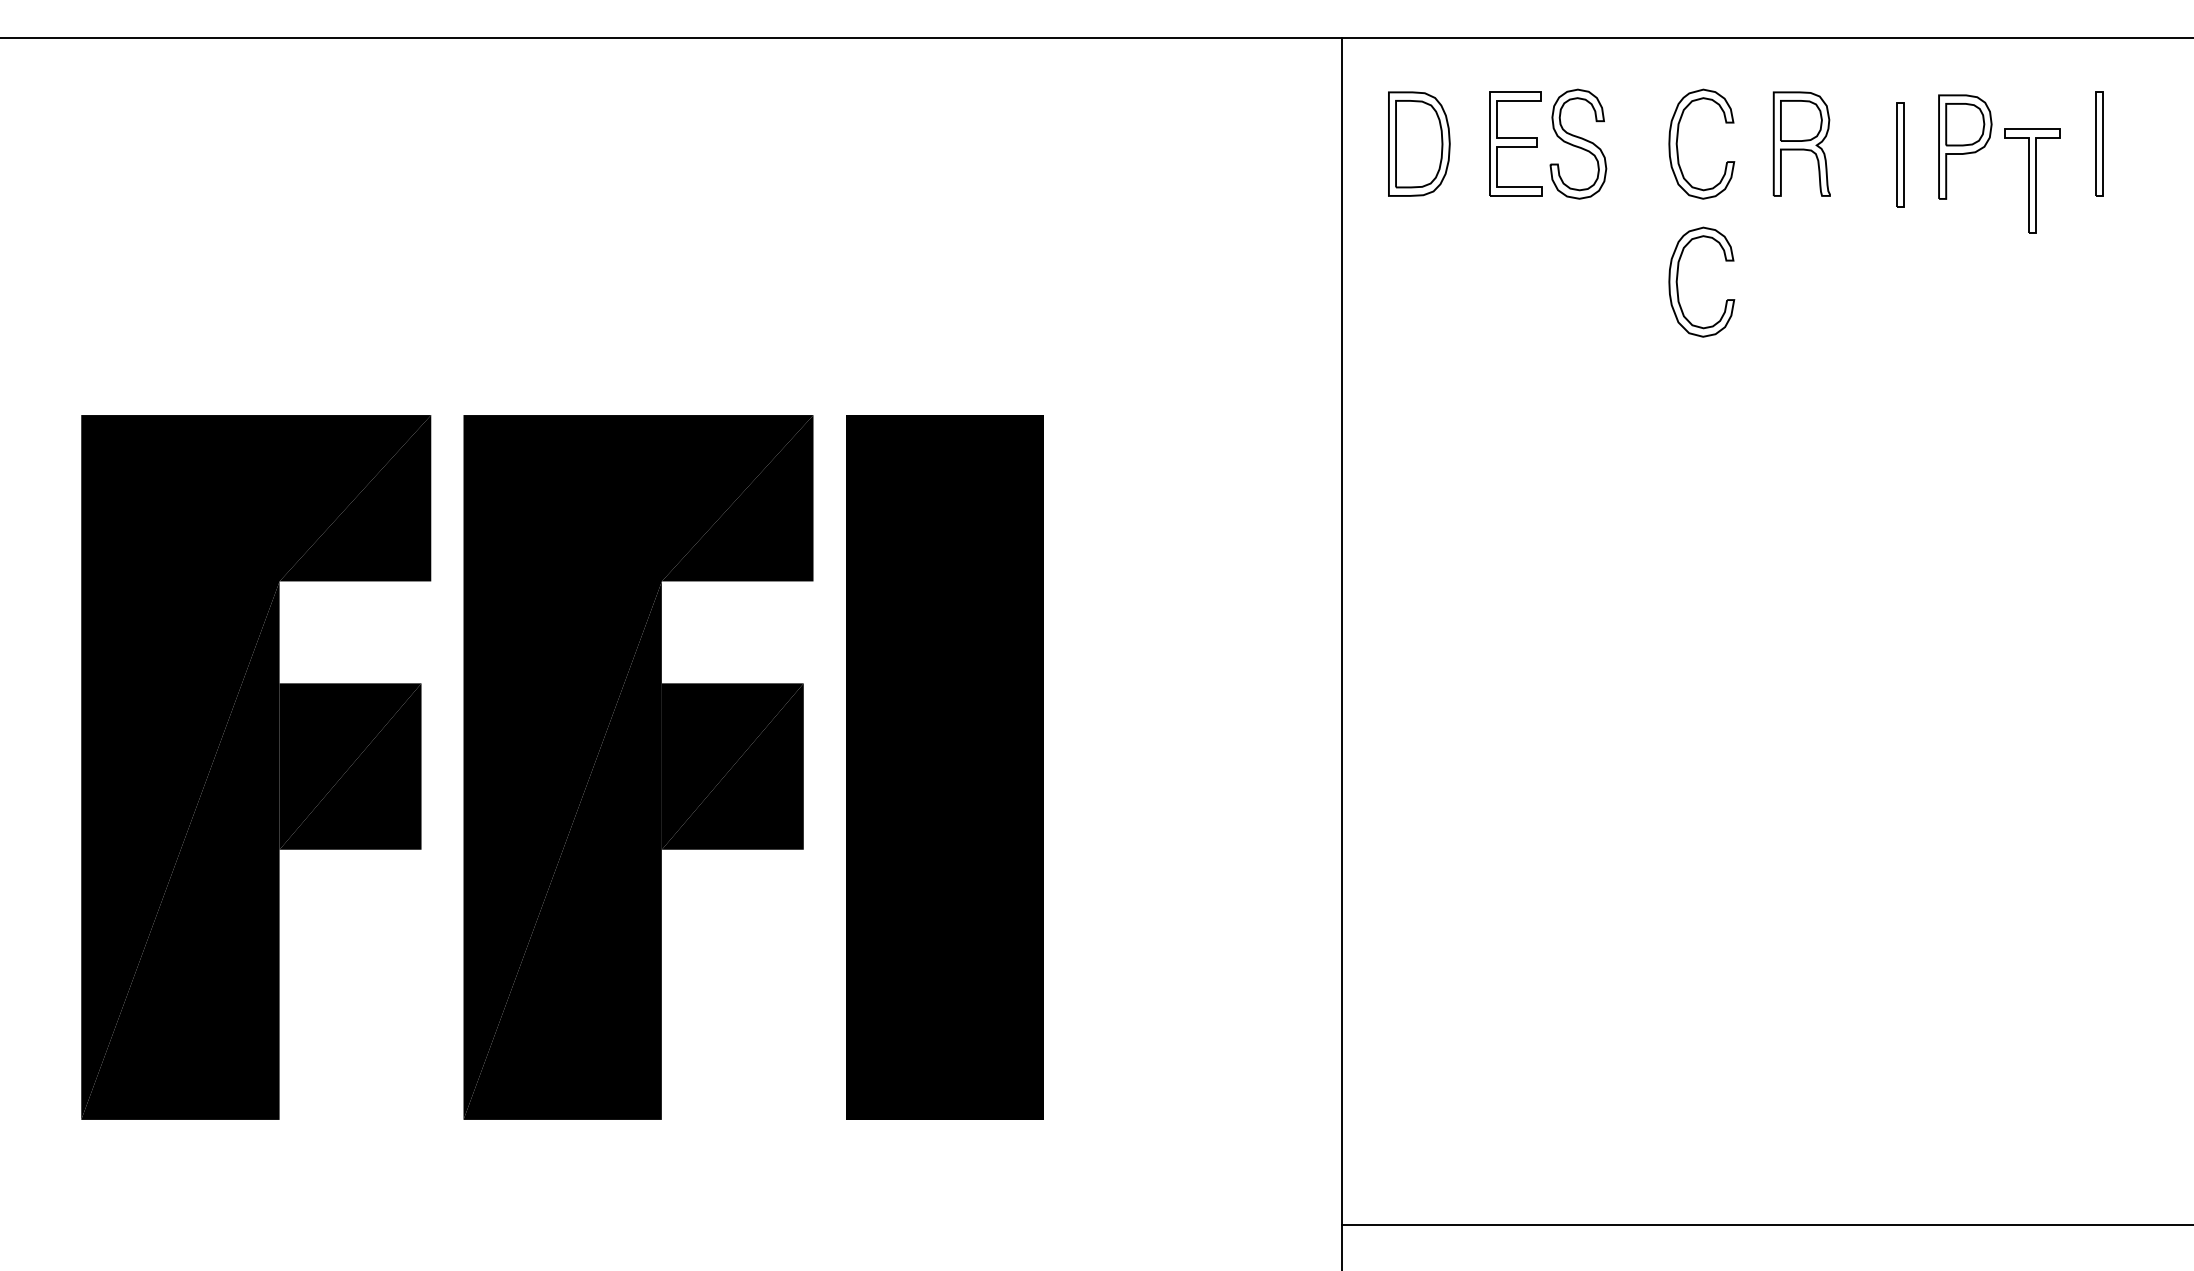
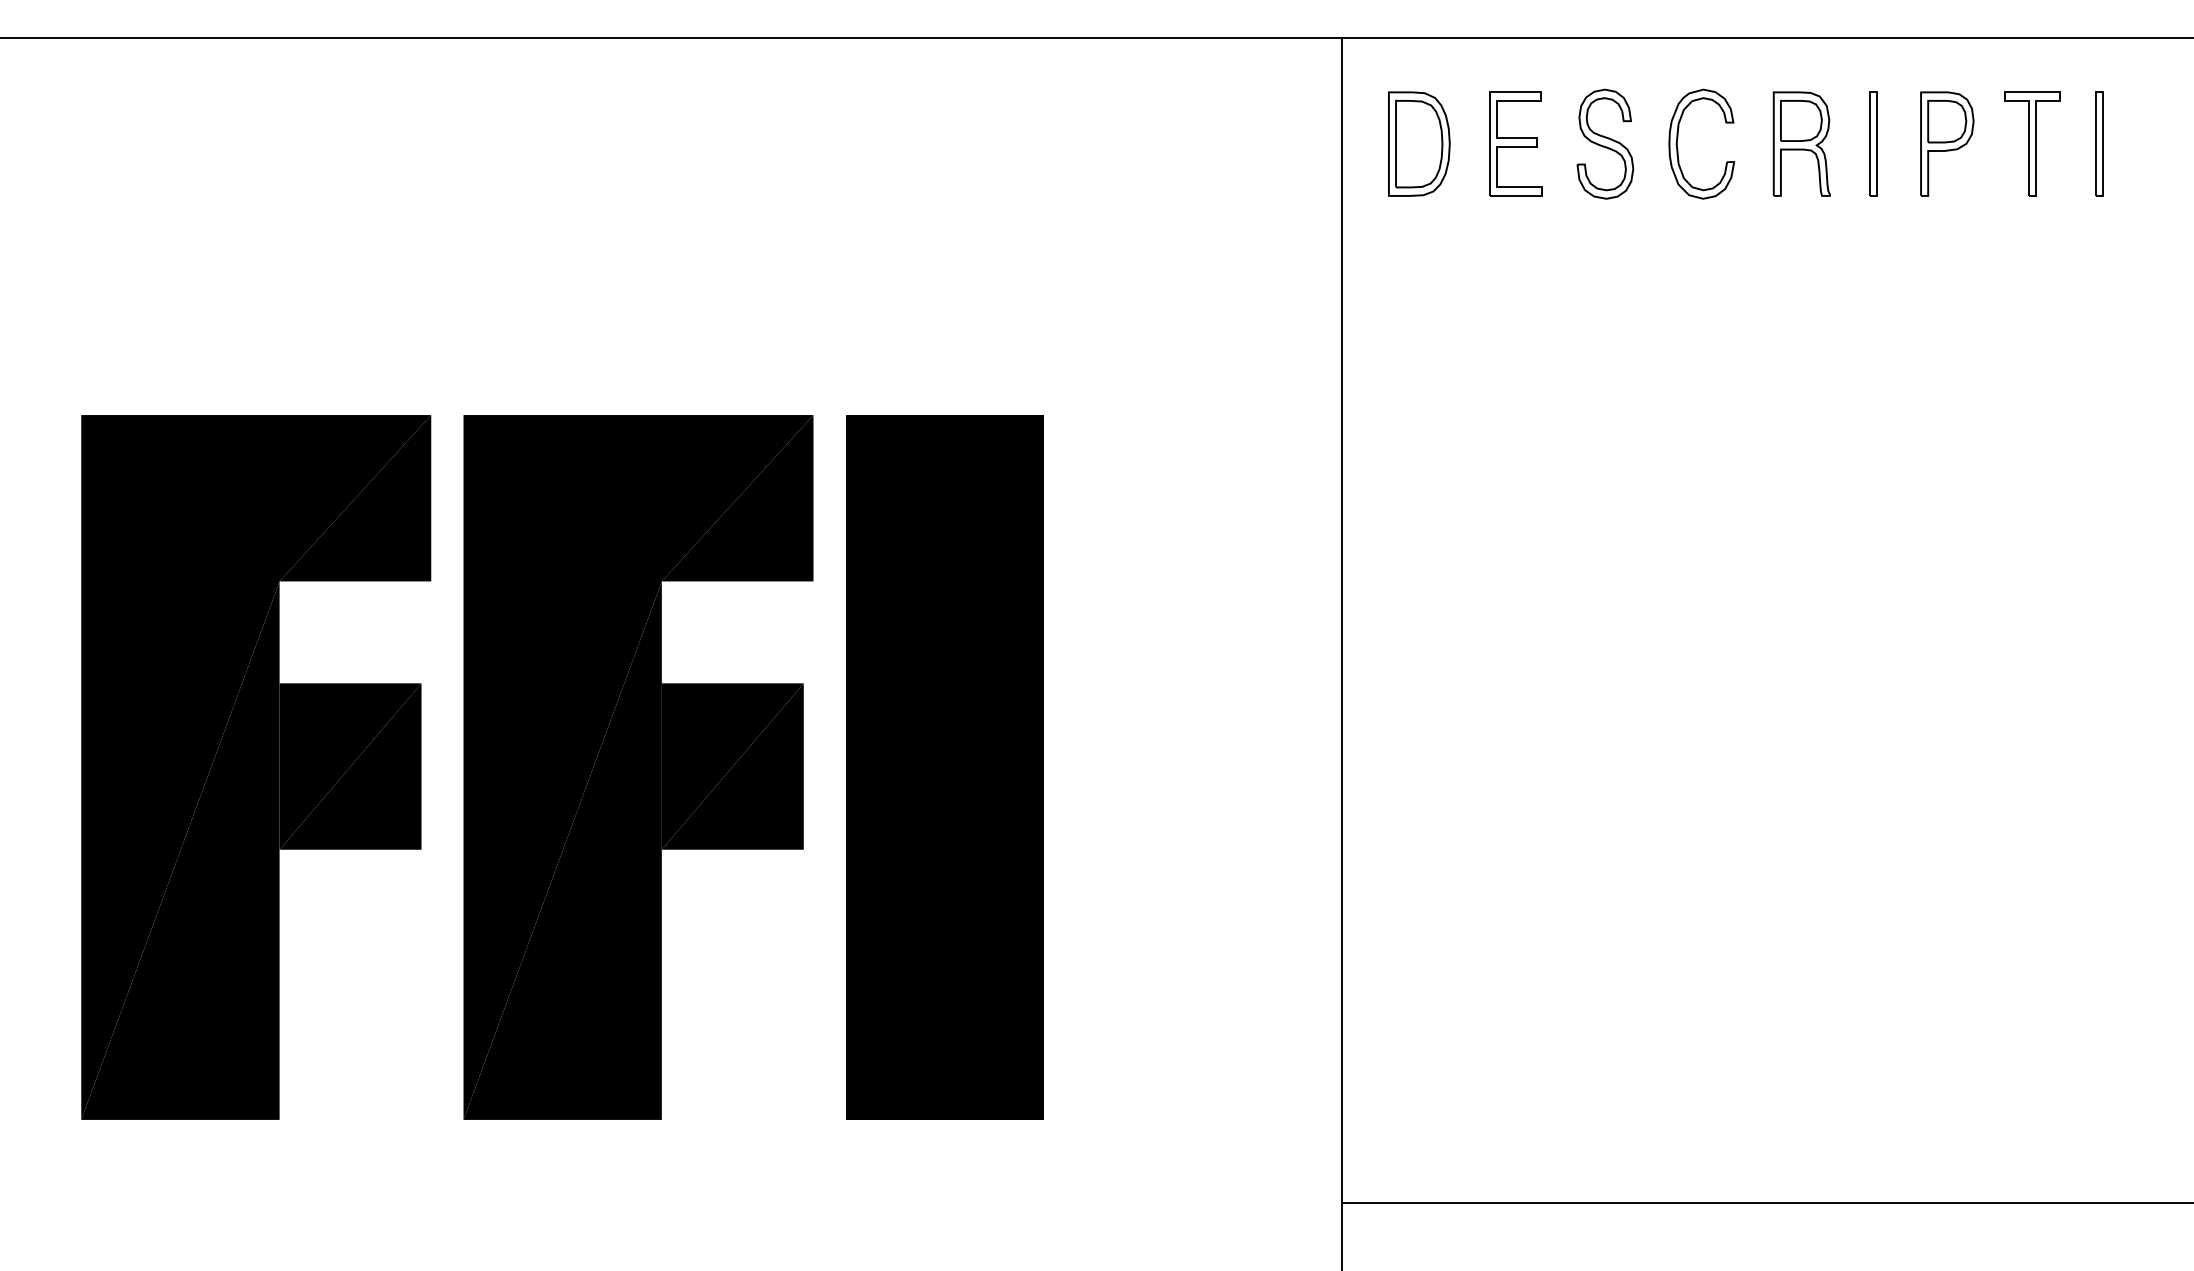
part position: (1578, 143) -> (1605, 143) (1605, 143)
part position: (1965, 146) -> (1947, 143) (1947, 143)
part position: (1900, 154) -> (1873, 143) (1873, 143)
part position: (2032, 180) -> (2032, 143) (2032, 143)
part: present -> none (1678, 276)
line position: (1766, 1225) -> (1766, 1203) (1766, 1203)
